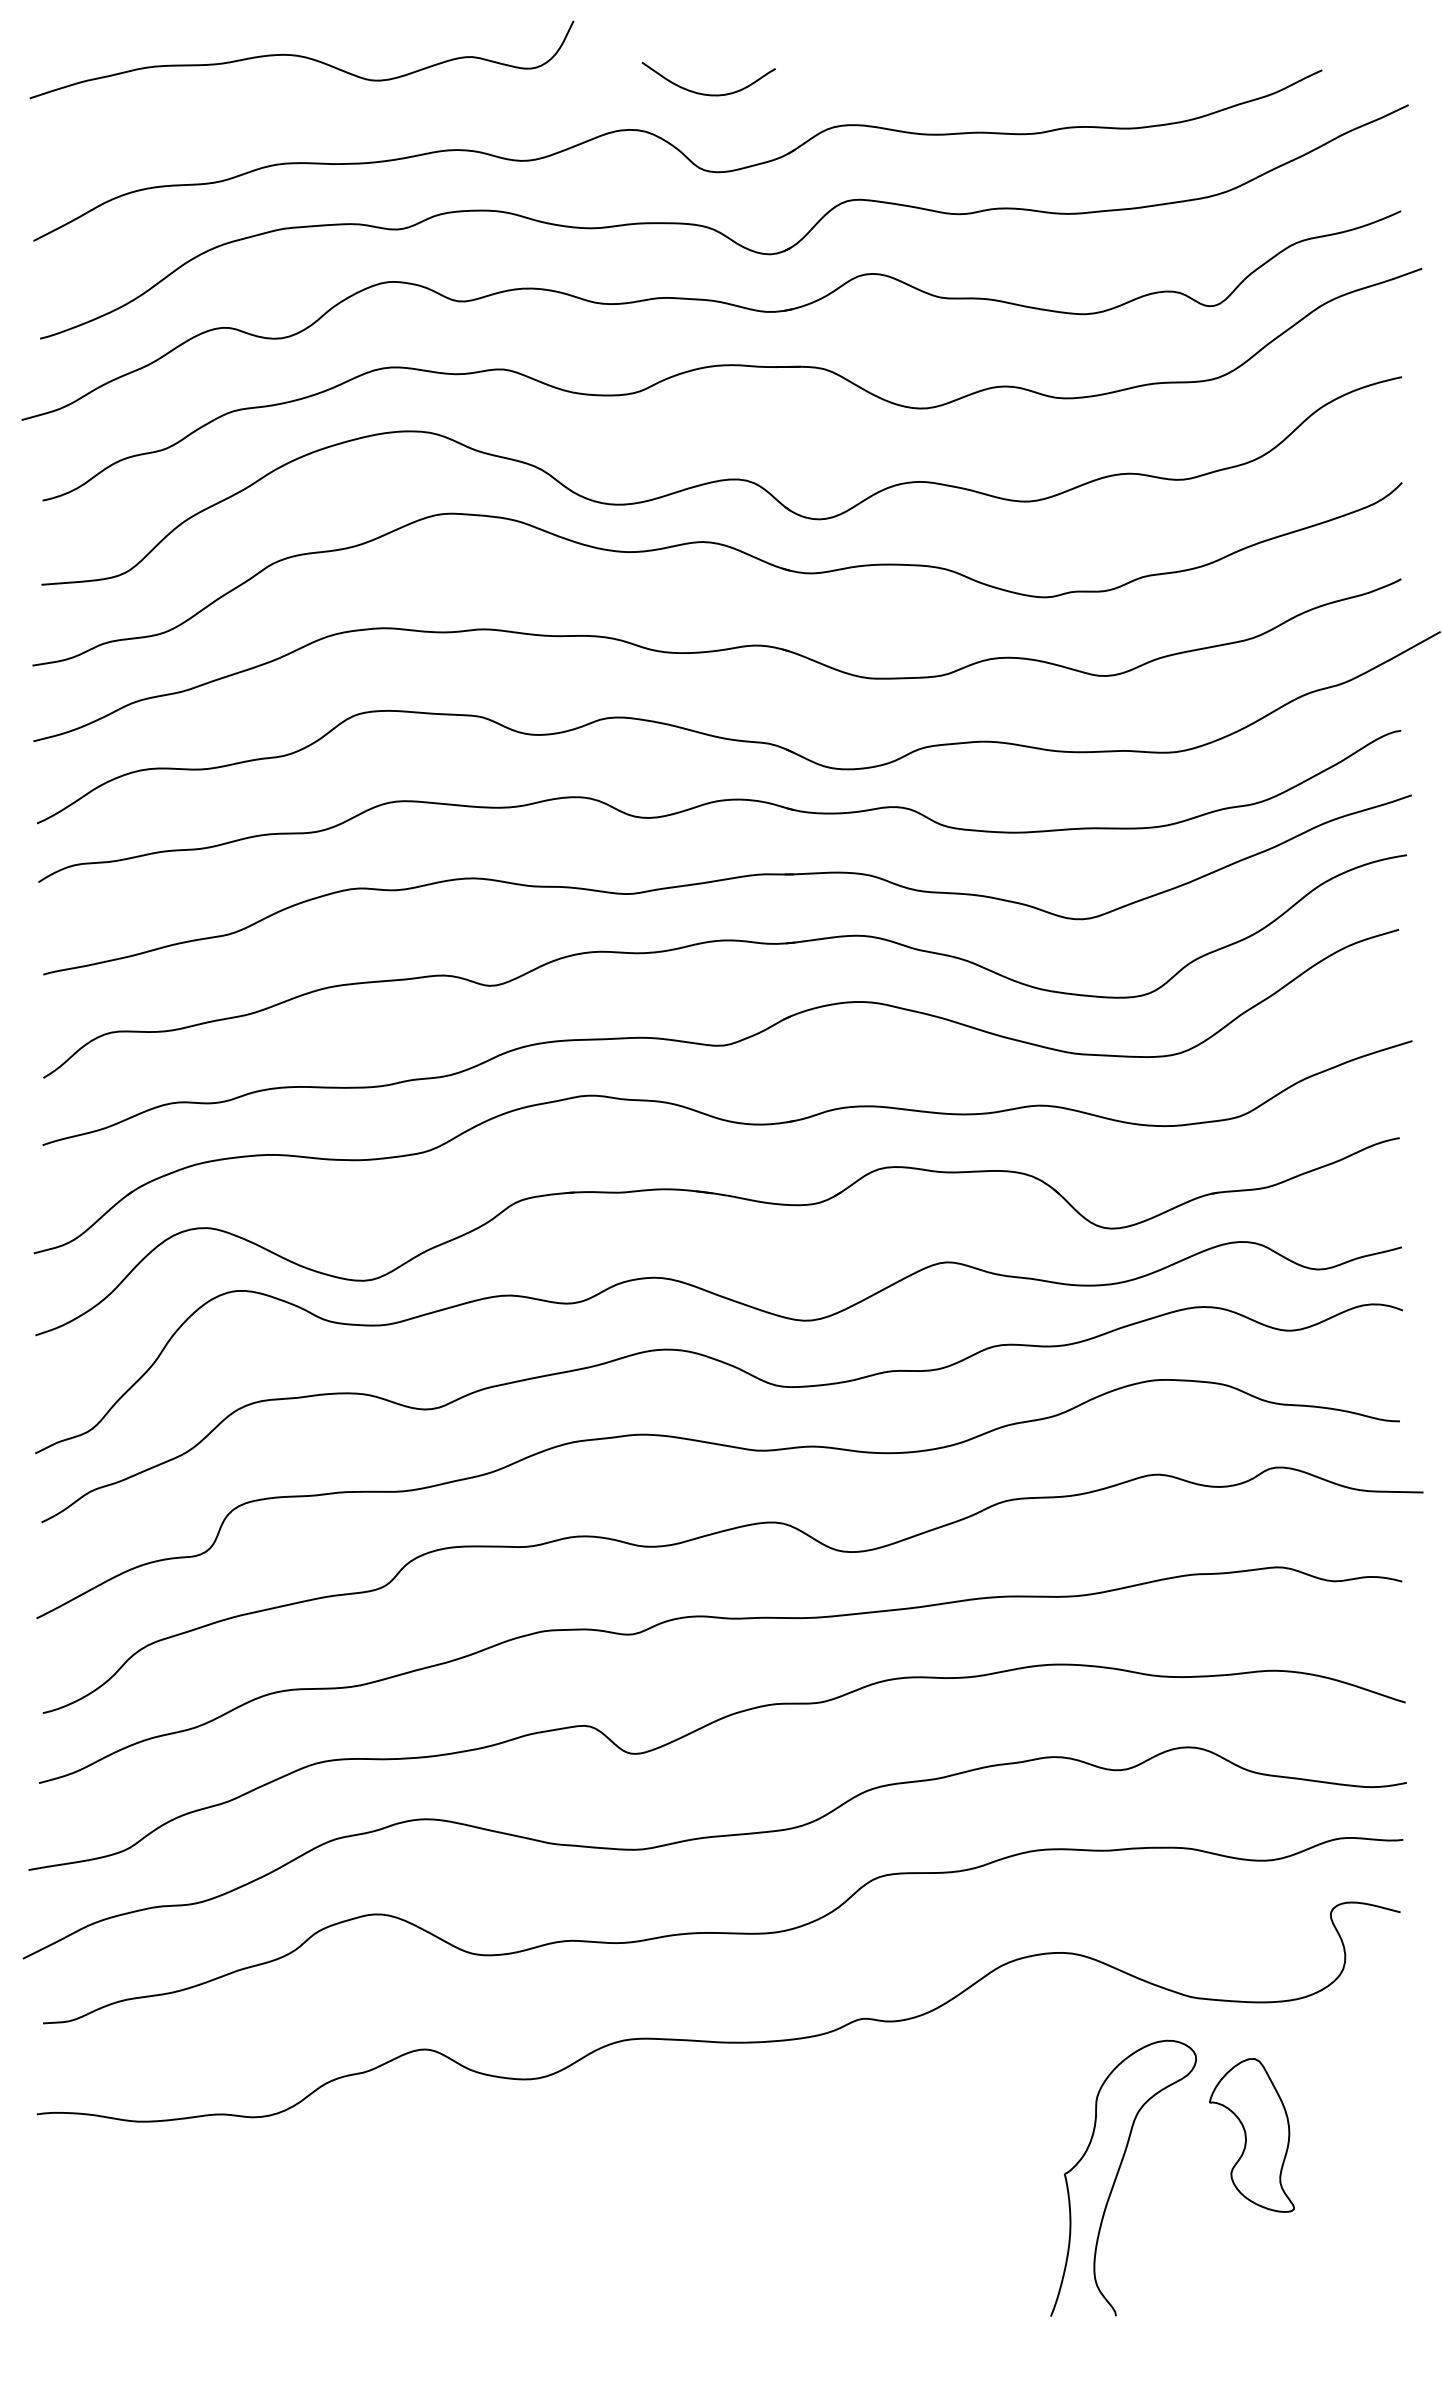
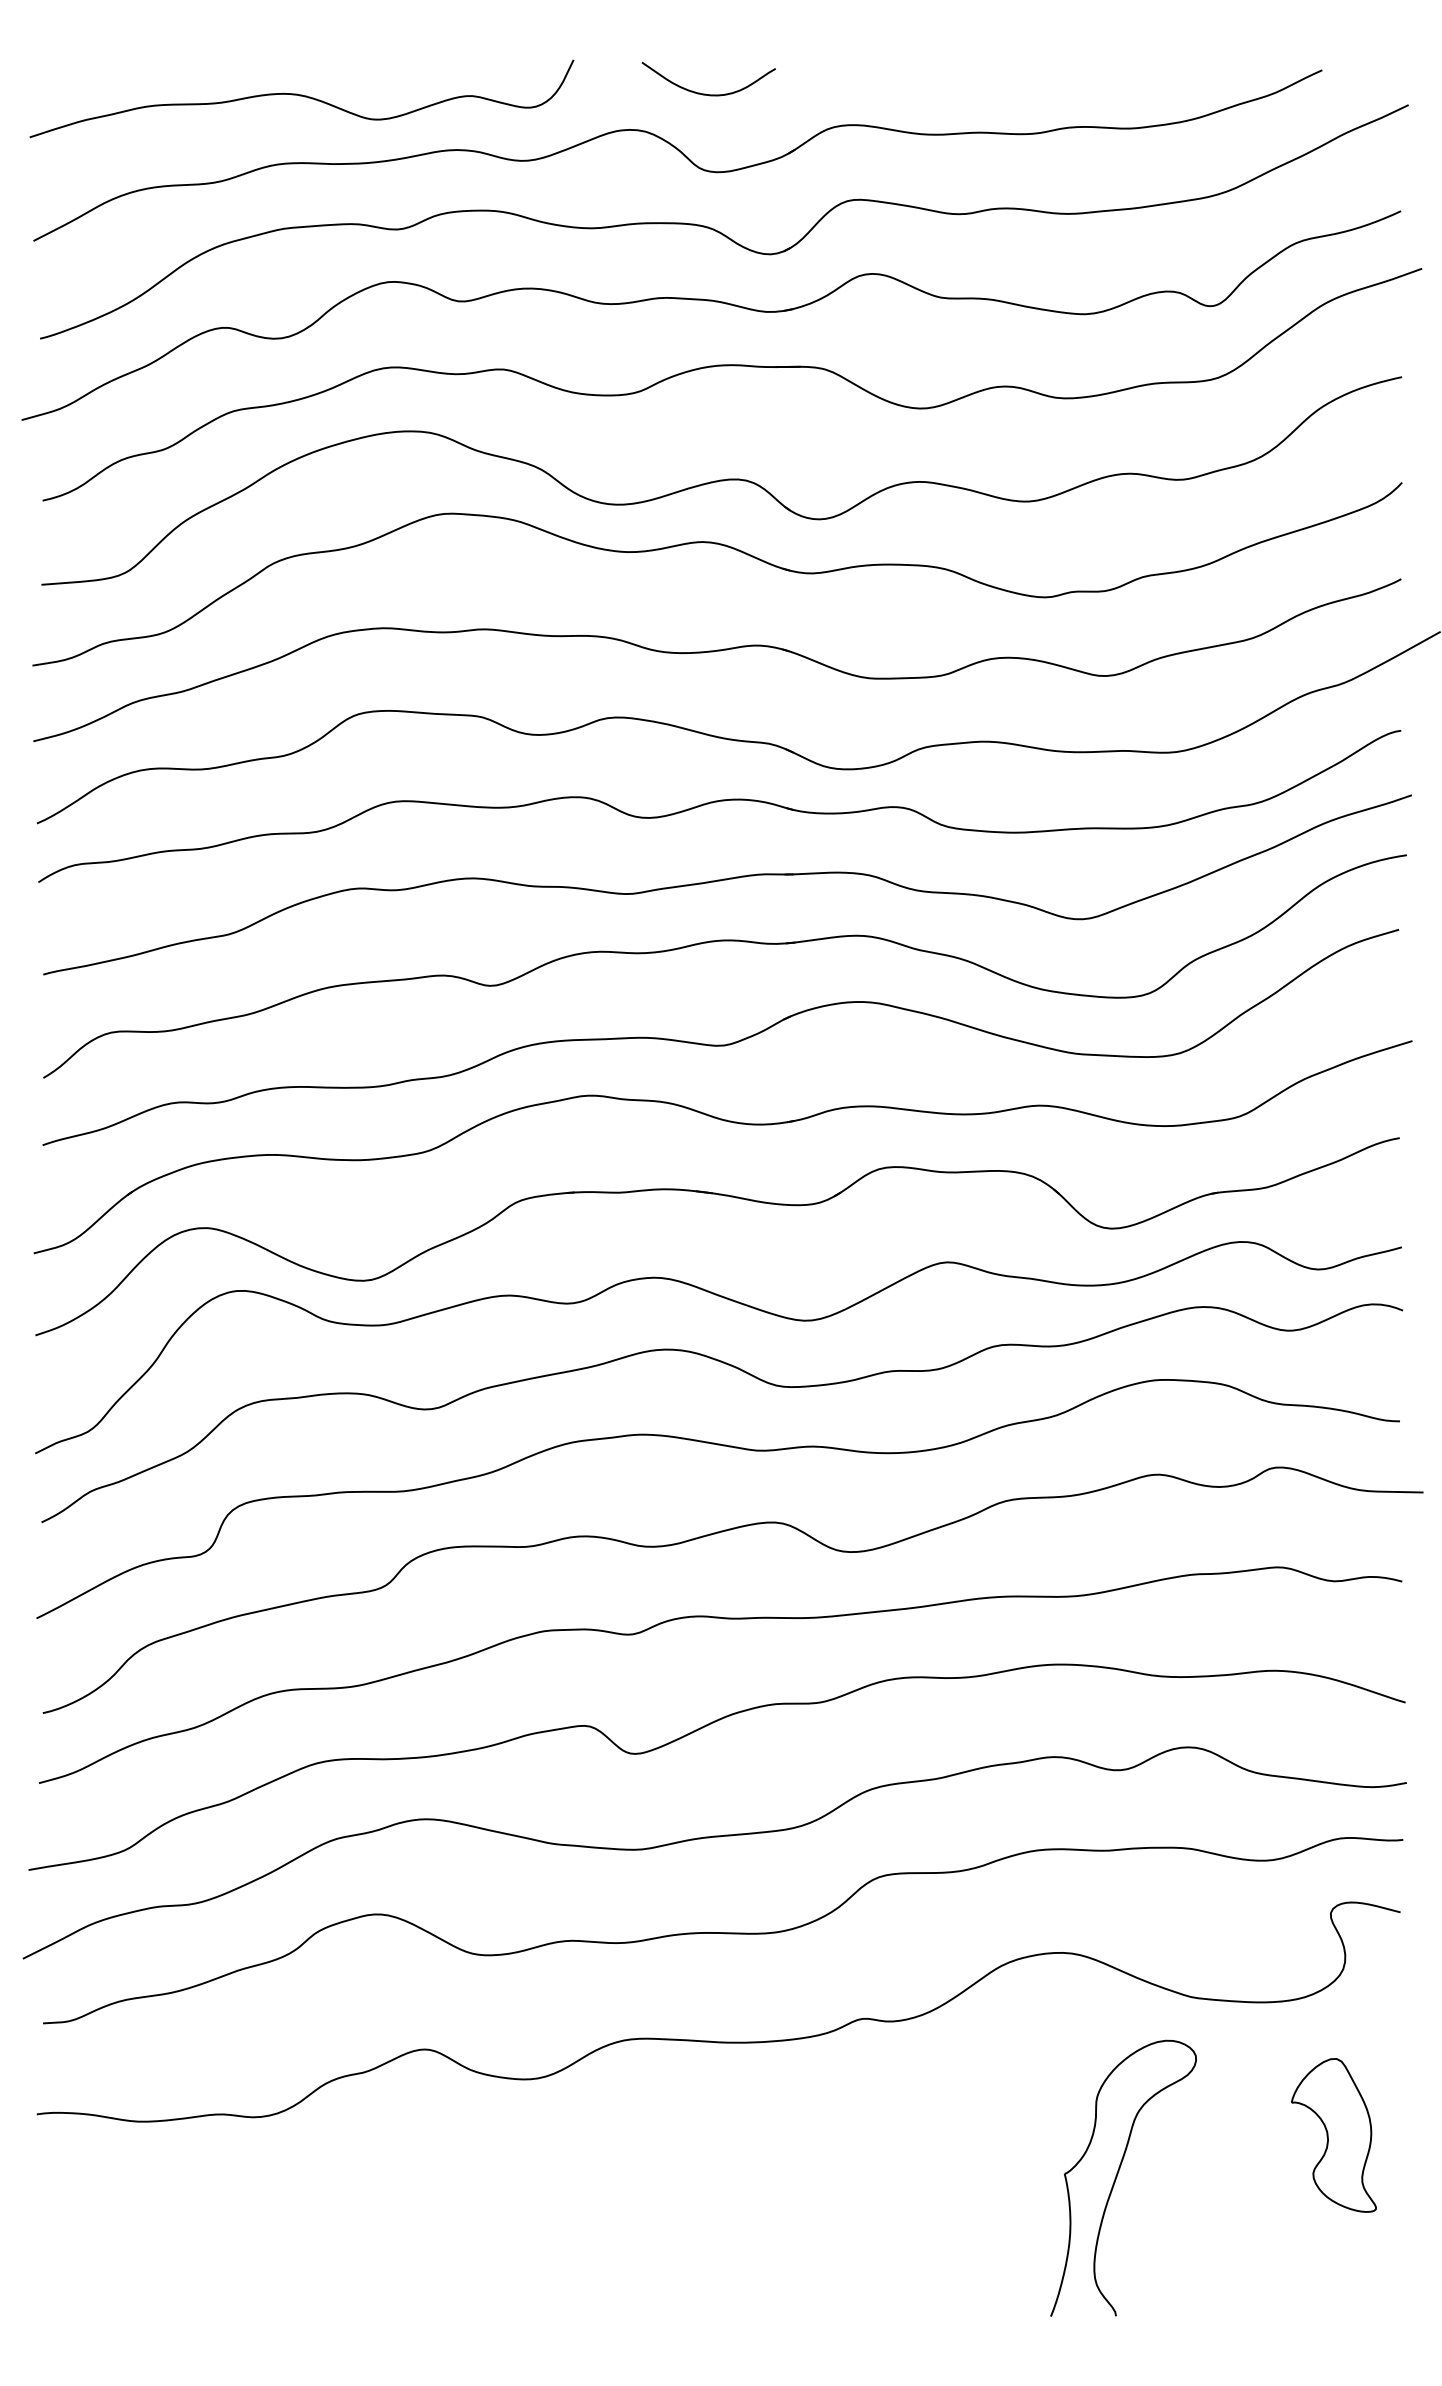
curve position: (301, 57) -> (301, 96) (301, 96)
part position: (1251, 2135) -> (1333, 2135) (1333, 2135)
